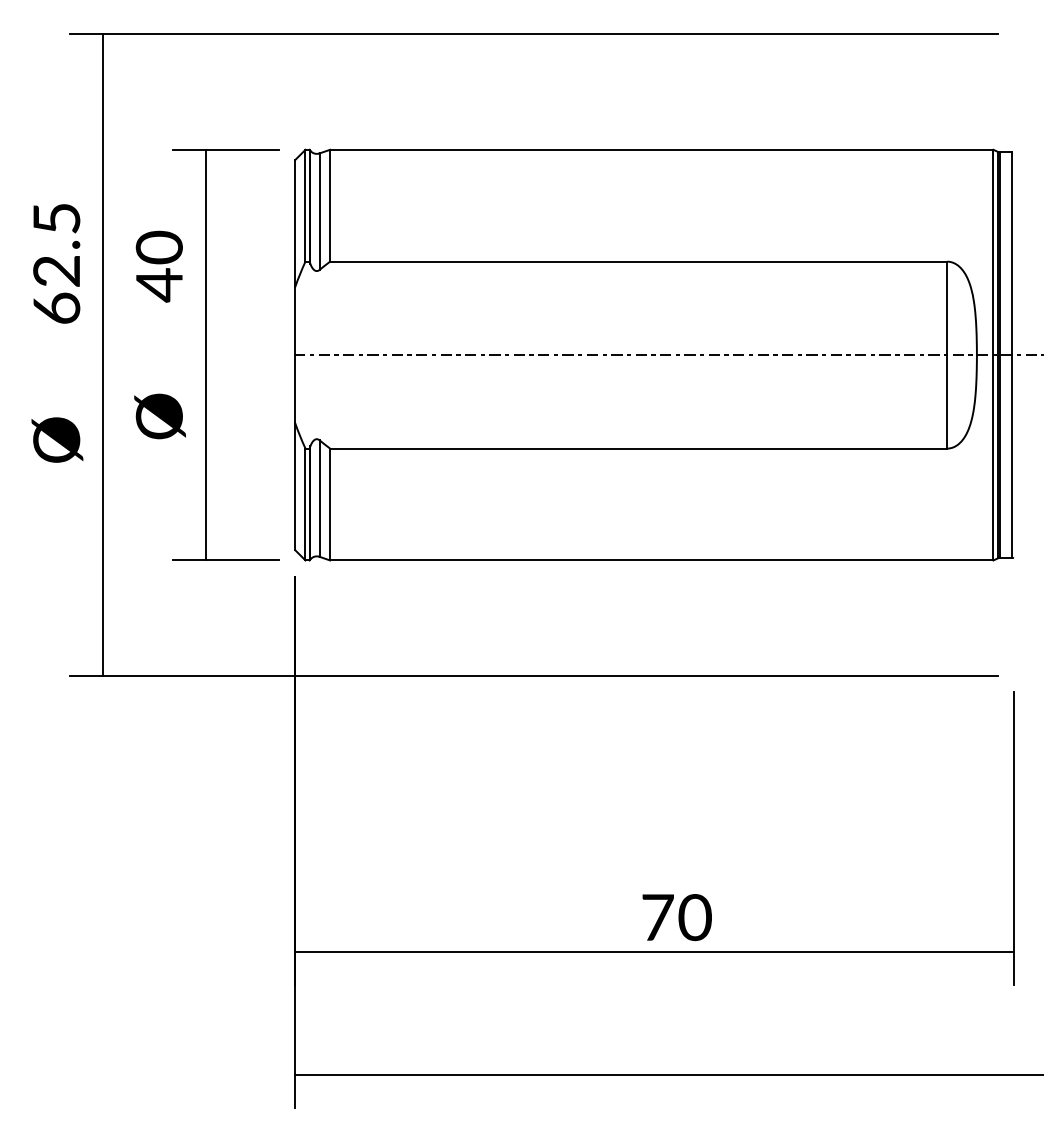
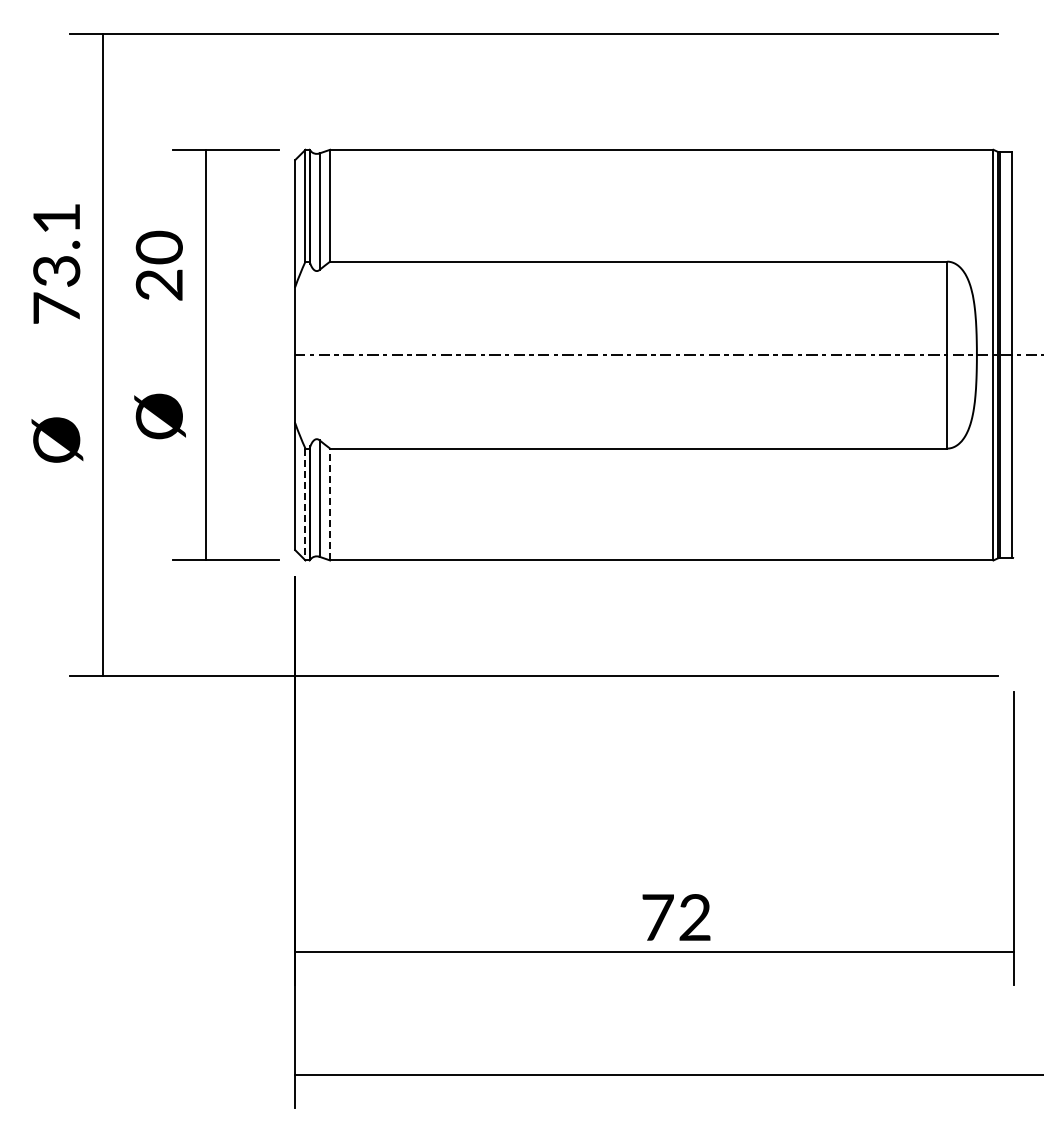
text: 62.5 -> 73.1 (56, 263)
text: 40 -> 20 (158, 285)
line: solid -> dashed (305, 504)
line: solid -> dashed (330, 504)
text: 70 -> 72 (694, 917)
